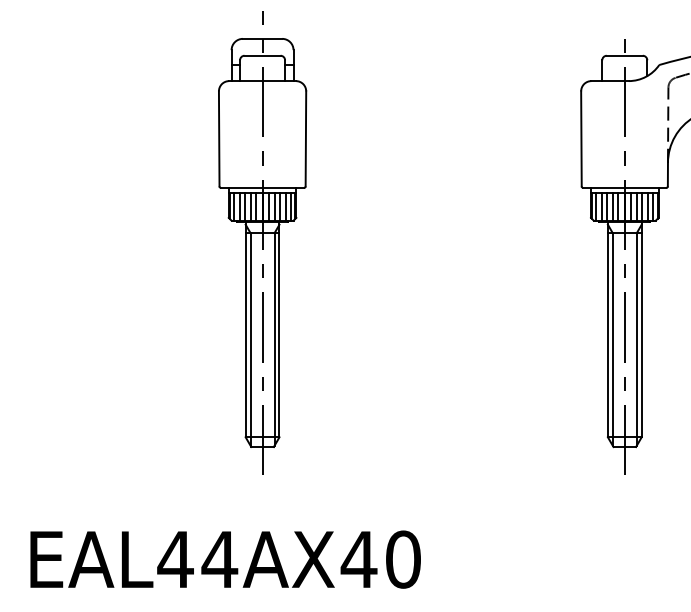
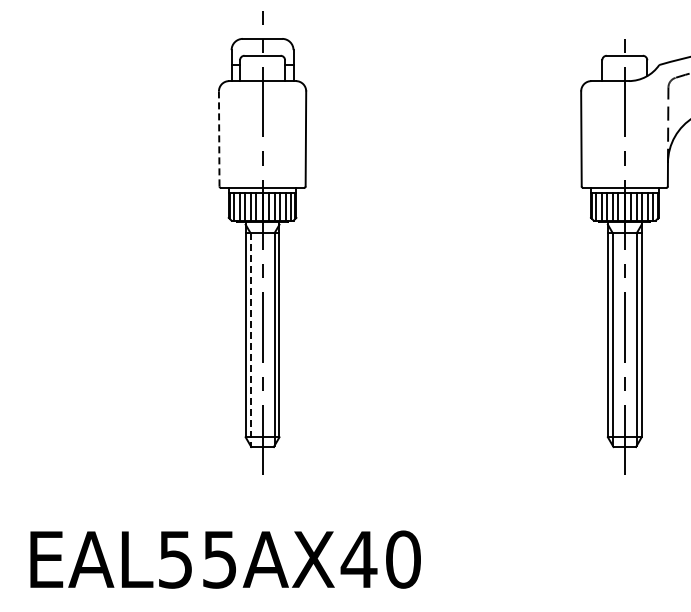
line: solid -> dashed (219, 138)
line: solid -> dashed (250, 339)
text: EAL44AX40 -> EAL55AX40 (197, 559)
